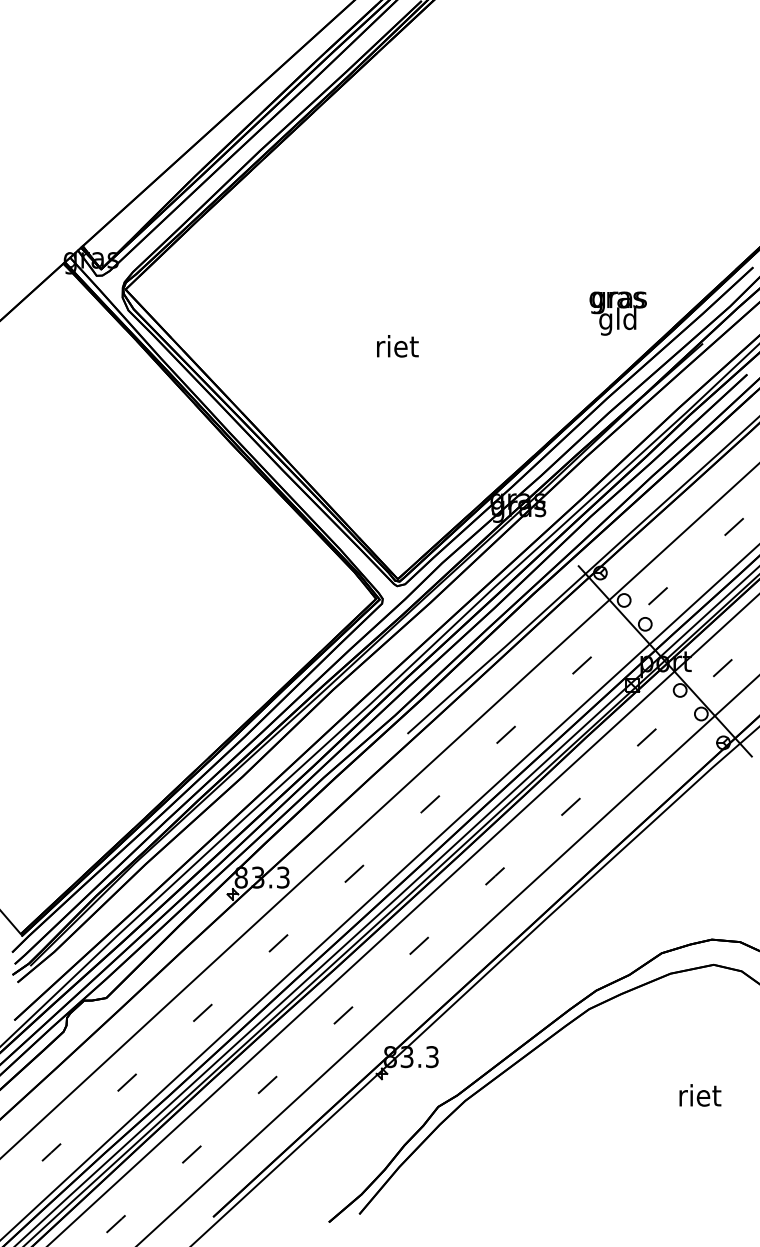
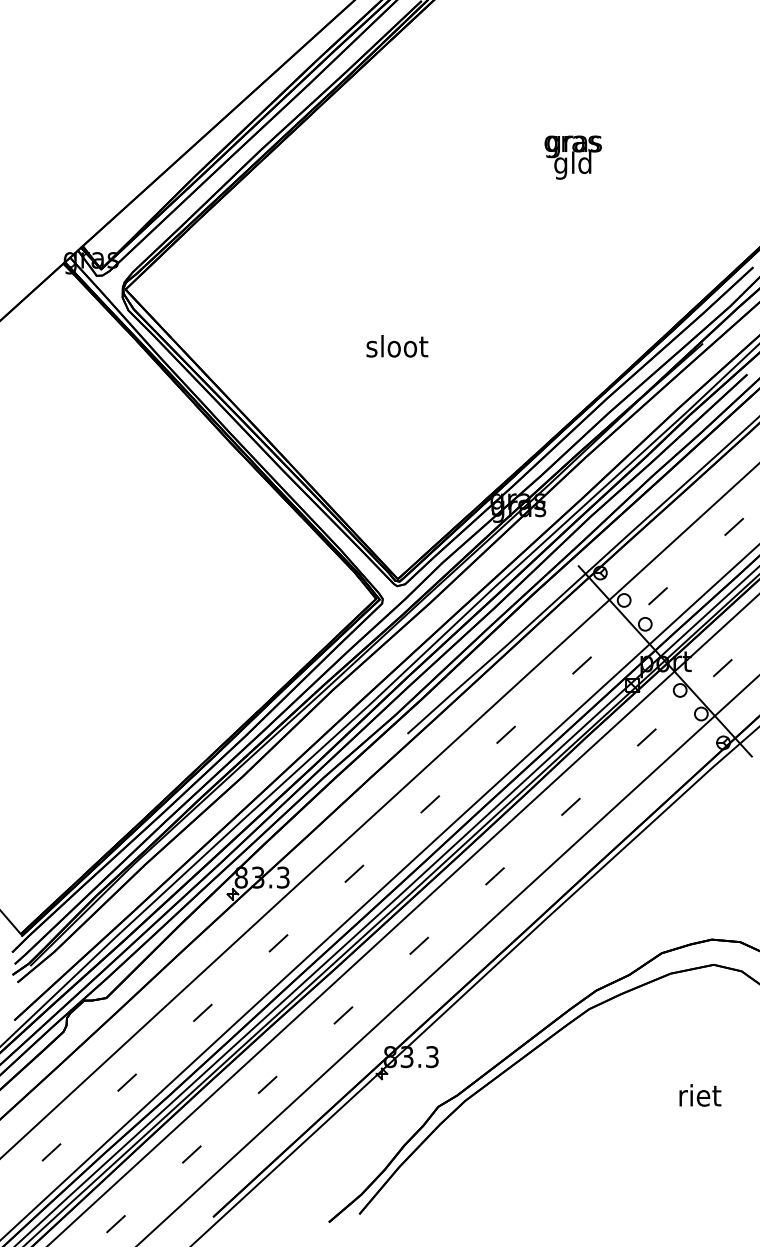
text position: (617, 313) -> (572, 157) (572, 157)
text: riet -> sloot (397, 346)
